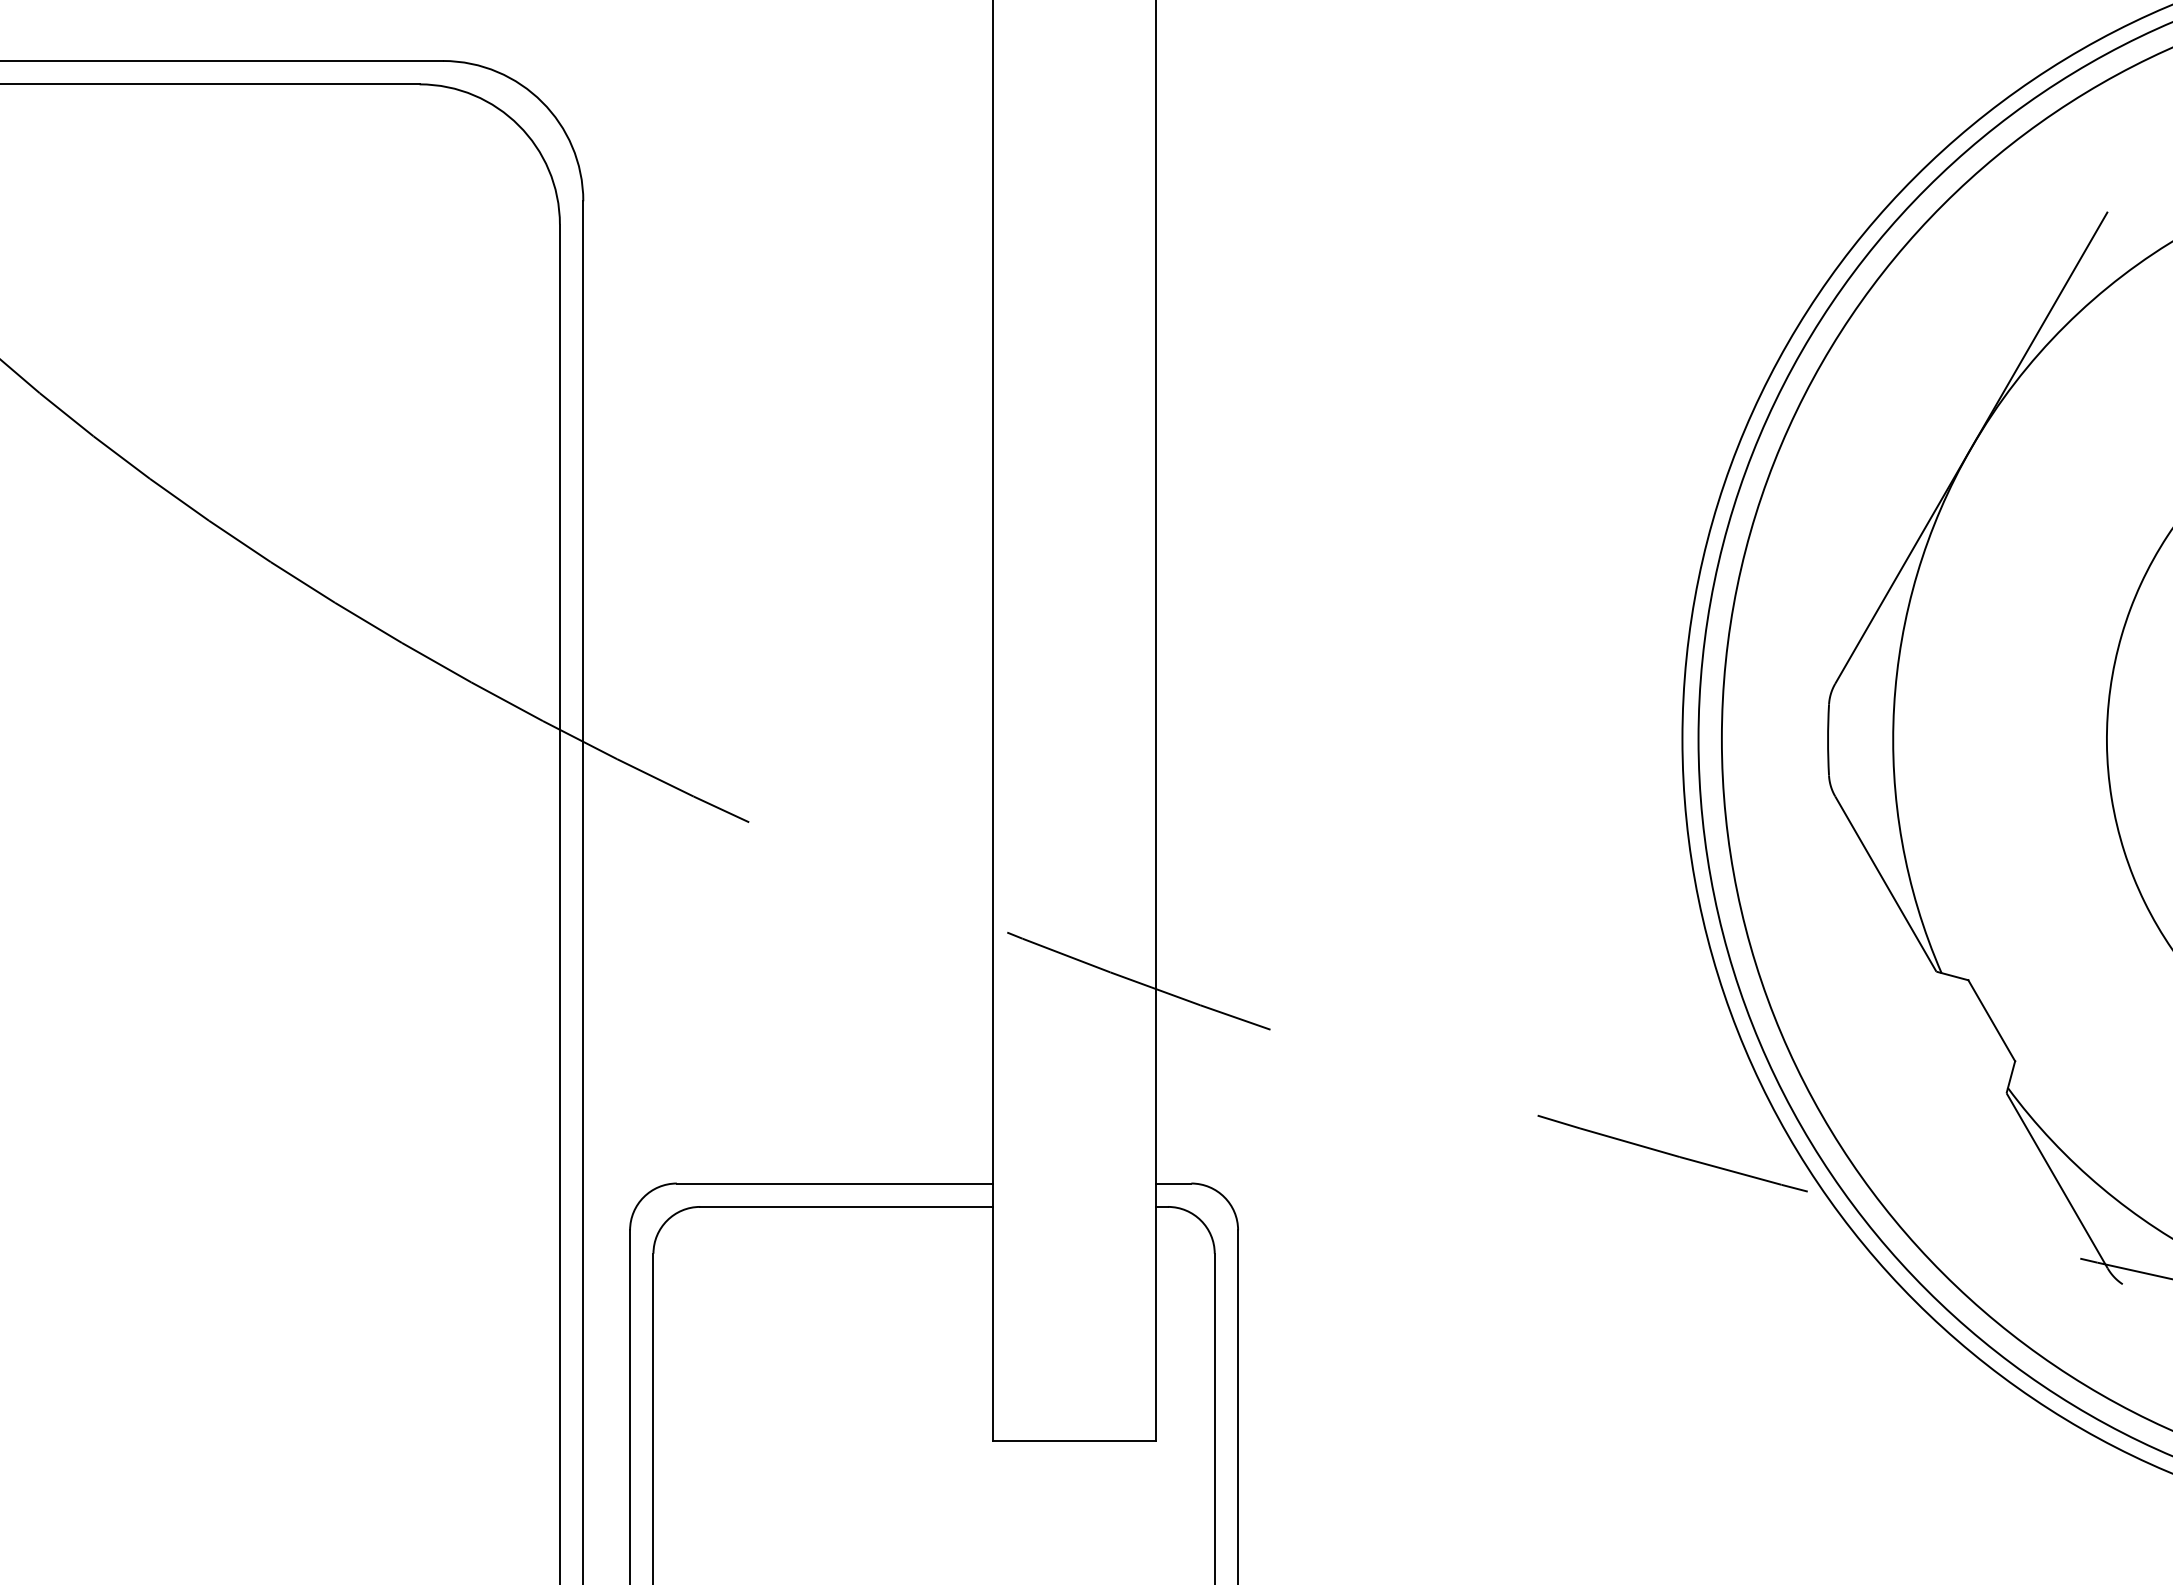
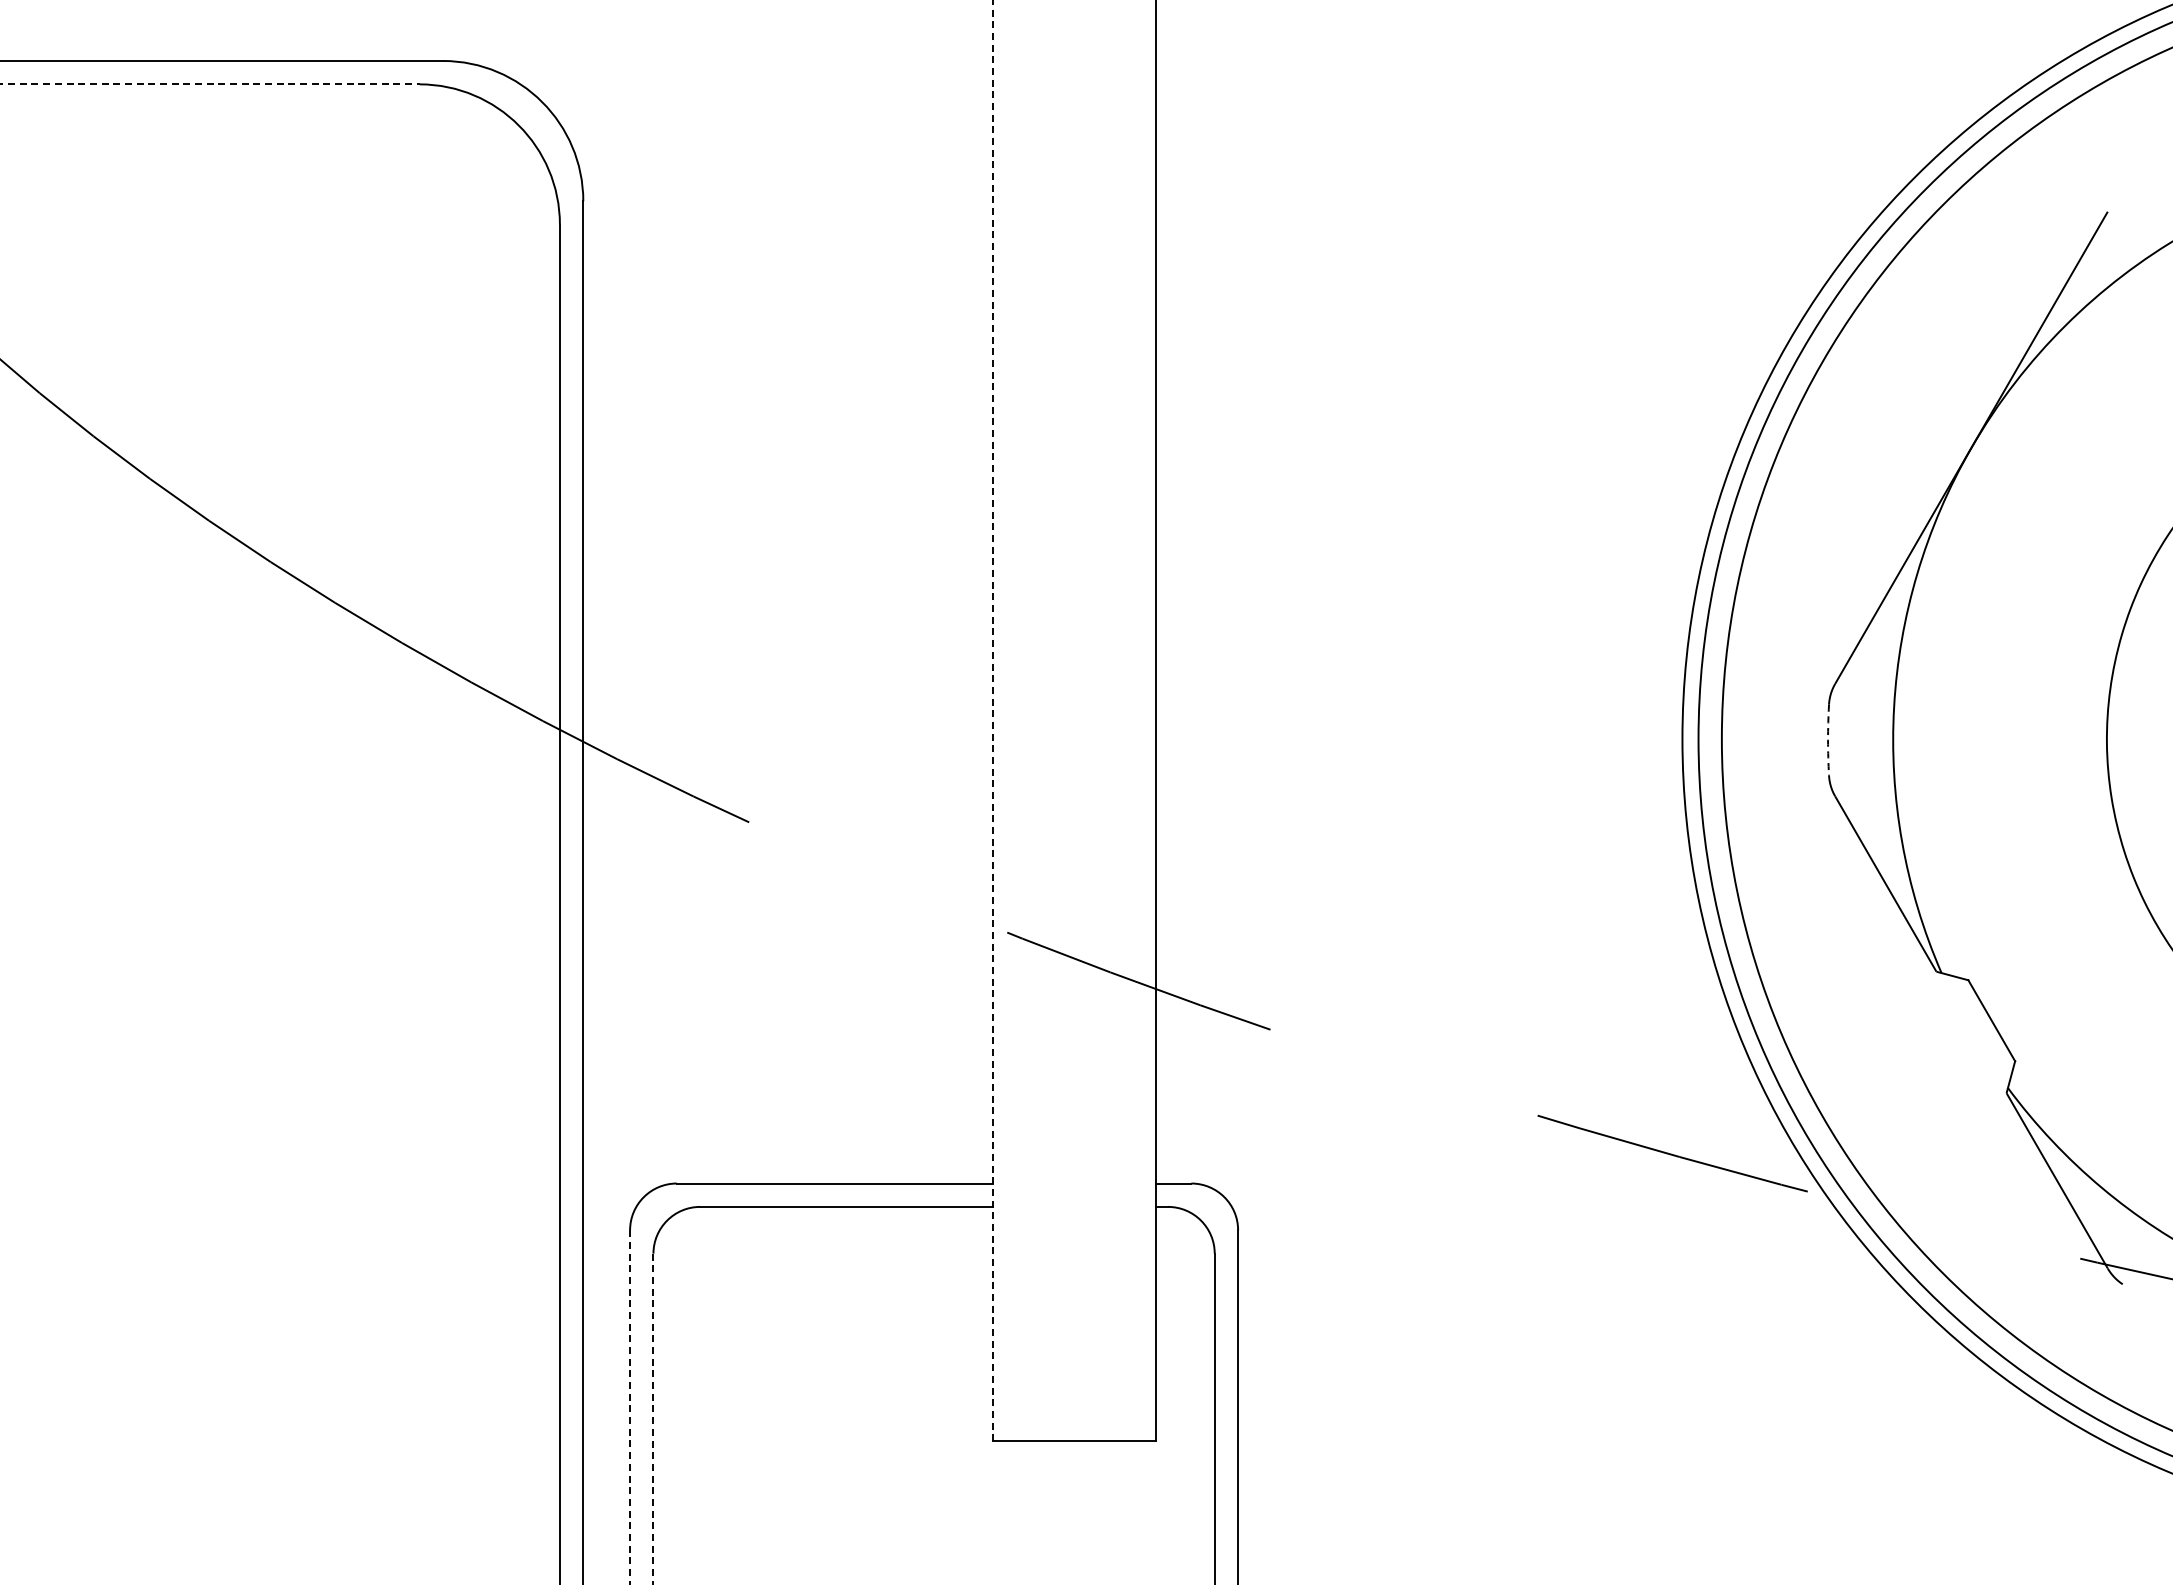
line: solid -> dashed (210, 84)
line: solid -> dashed (992, 721)
arc: solid -> dashed (1828, 740)
line: solid -> dashed (630, 1407)
line: solid -> dashed (653, 1419)
